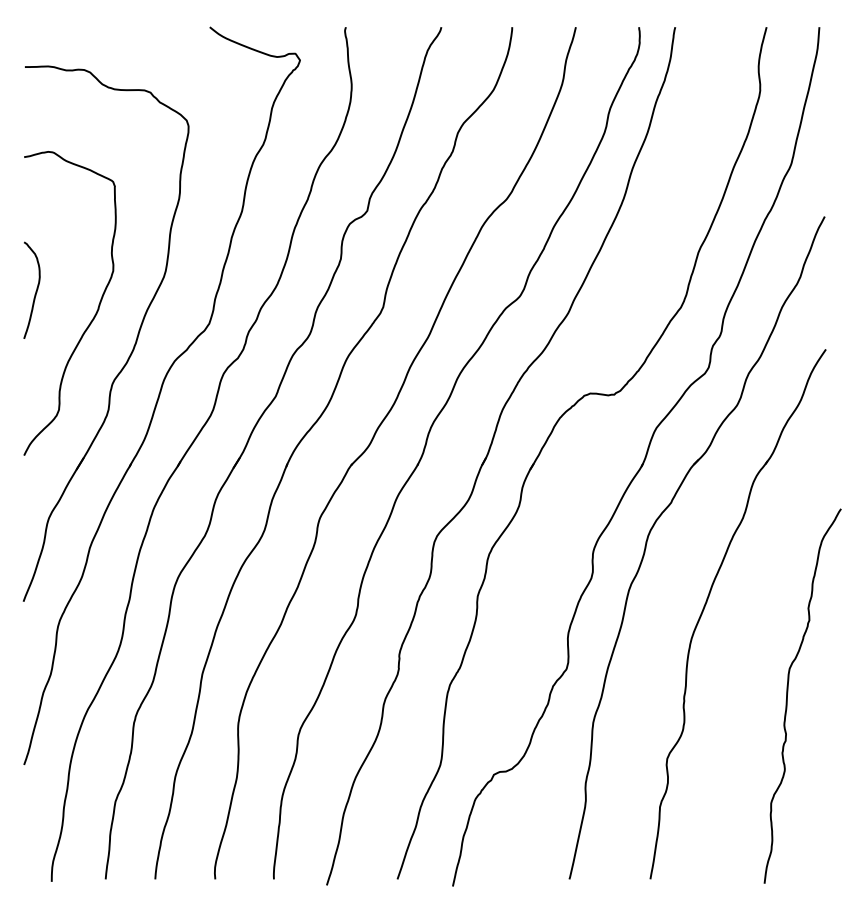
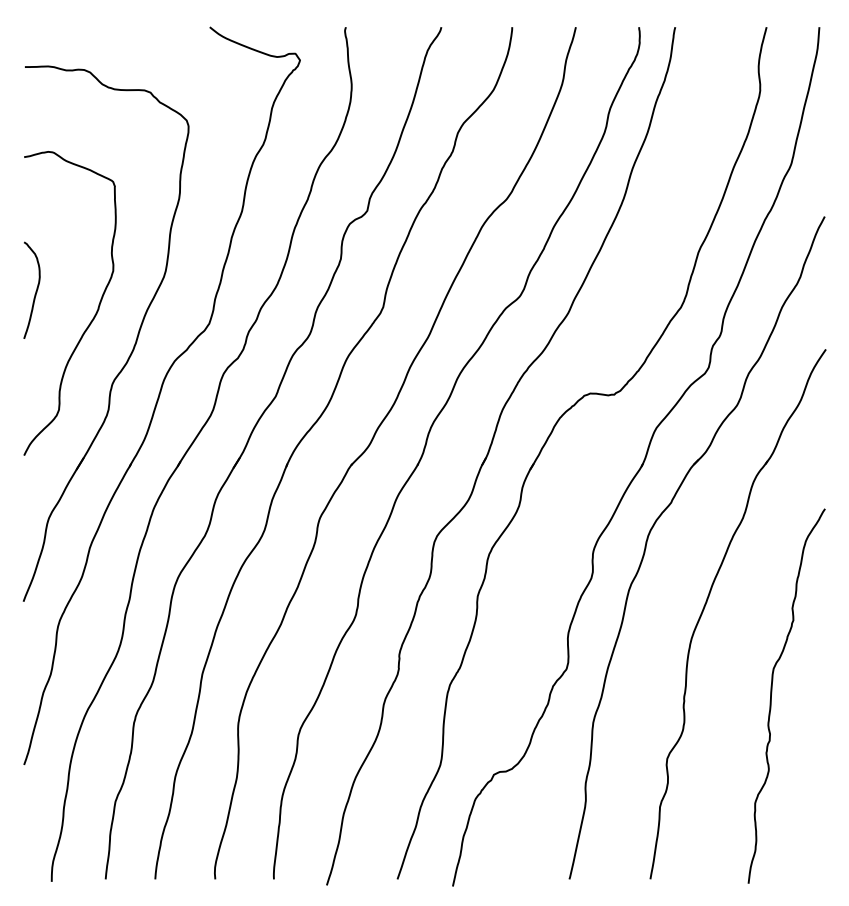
curve position: (788, 693) -> (772, 693) (772, 693)
